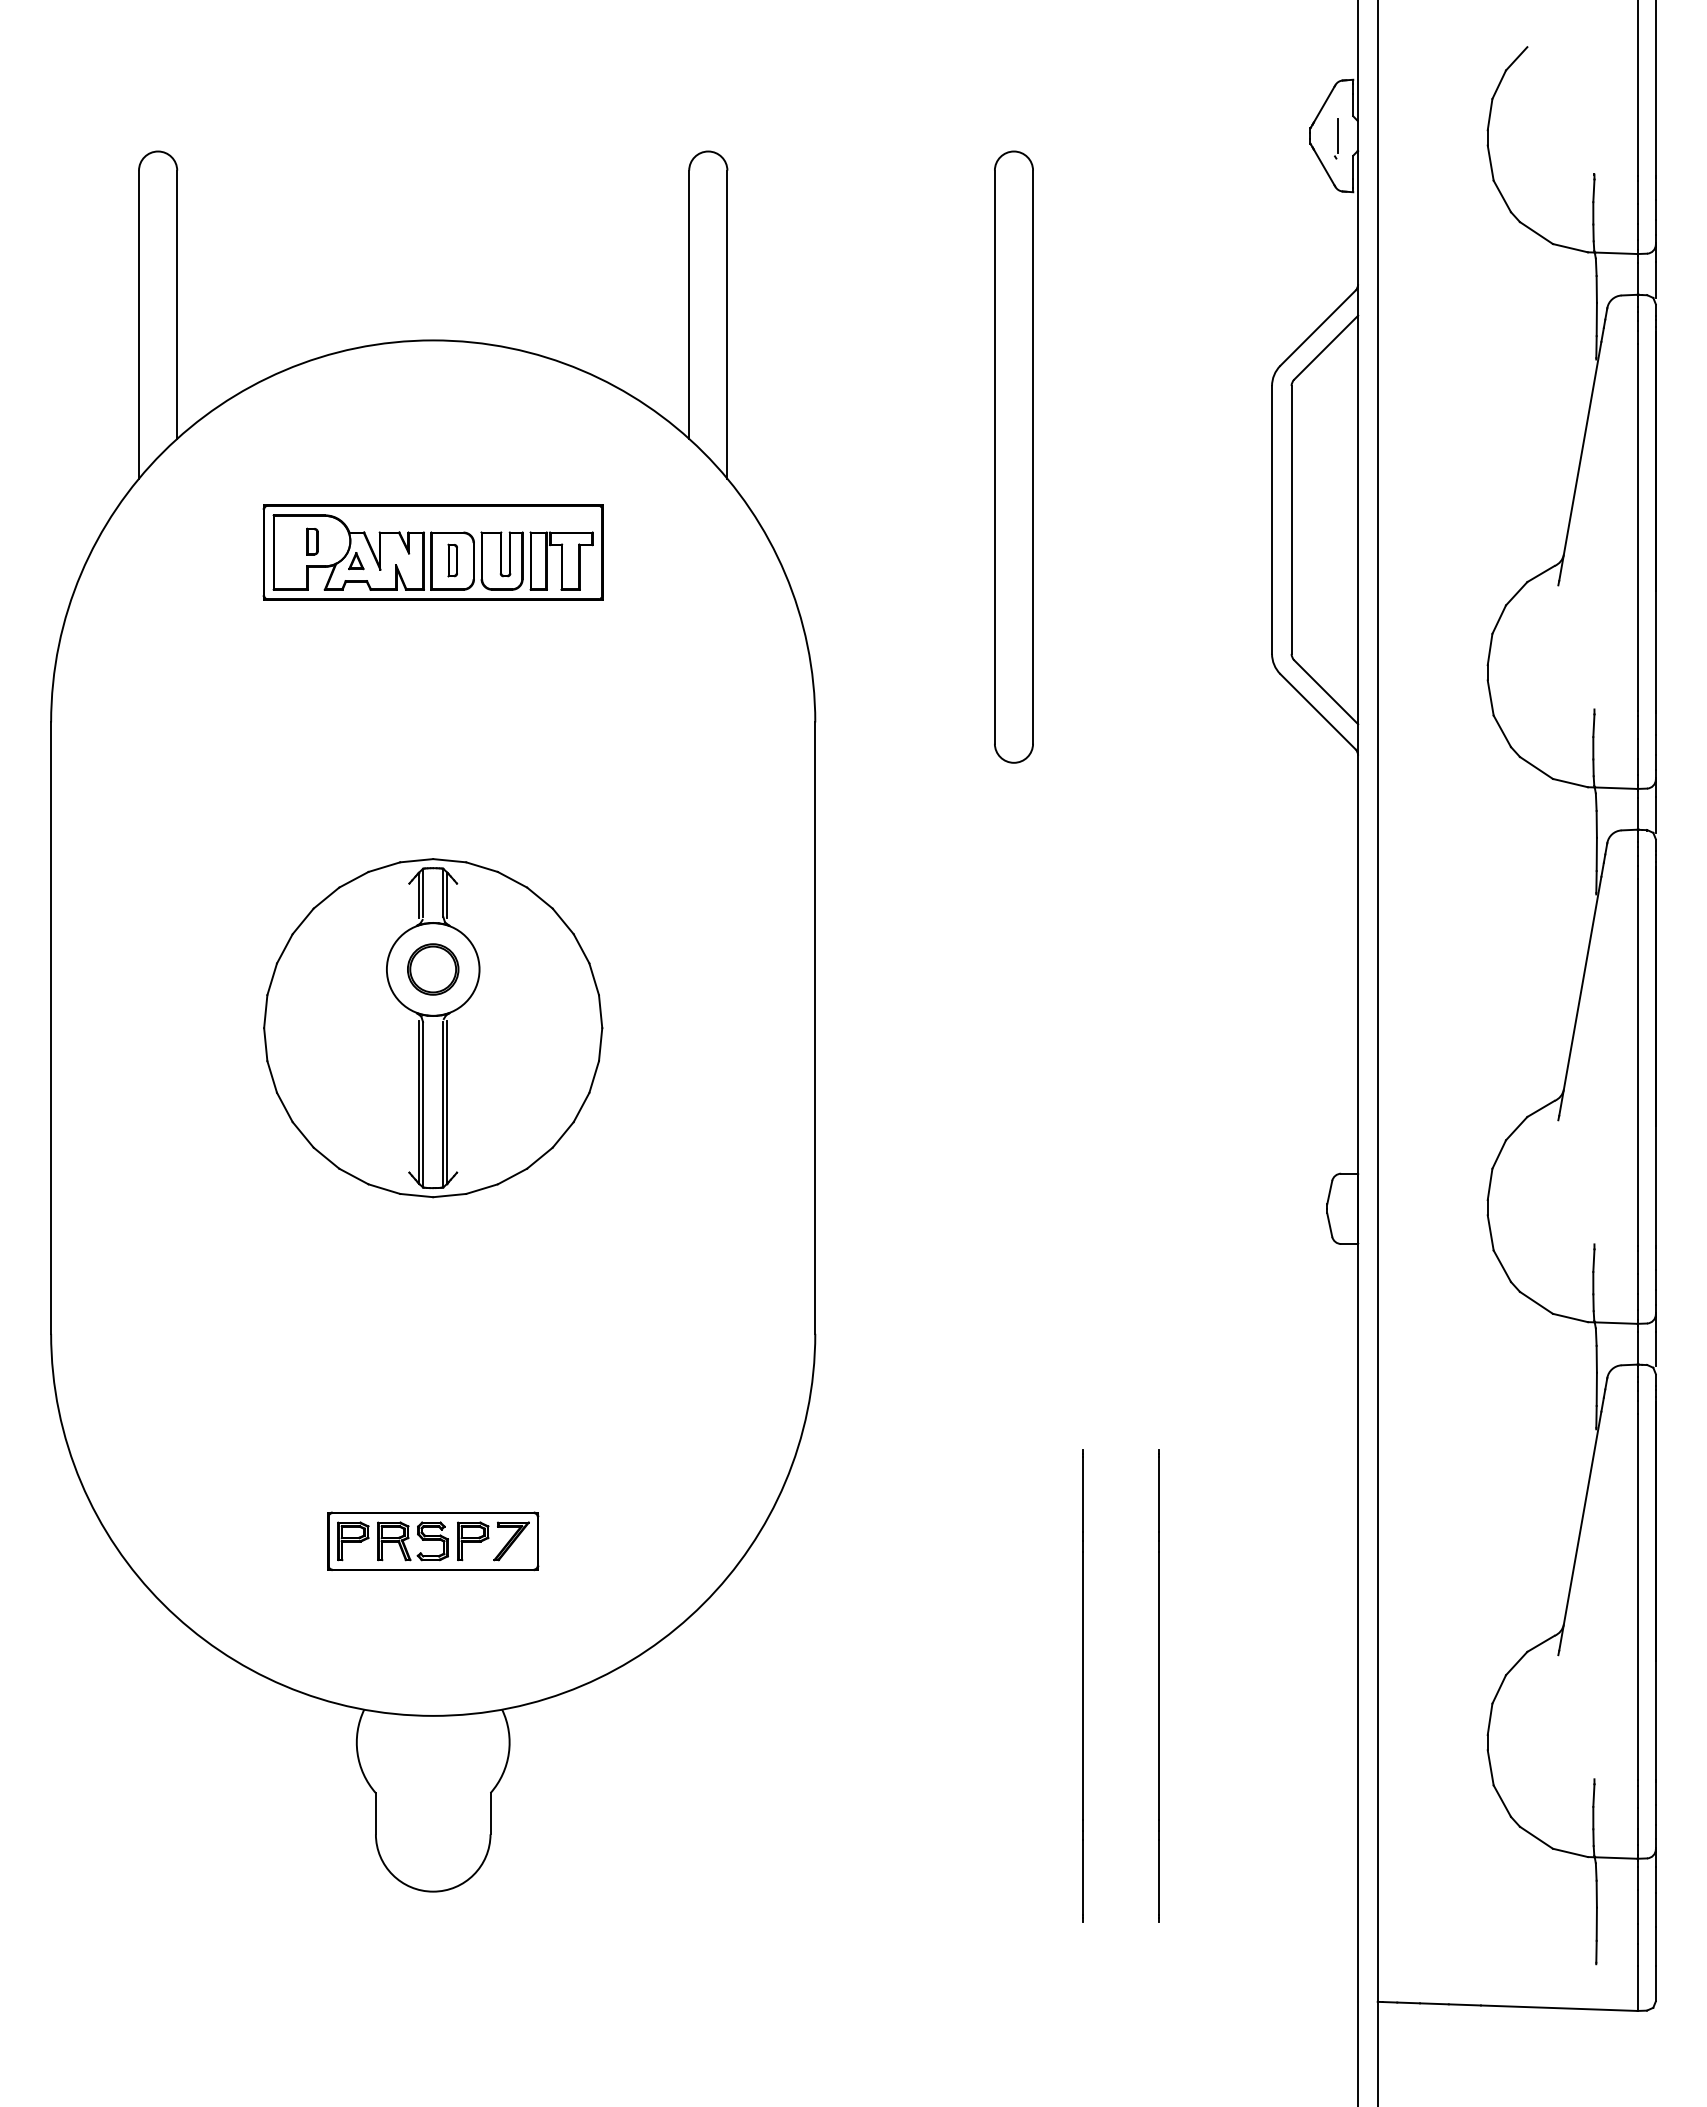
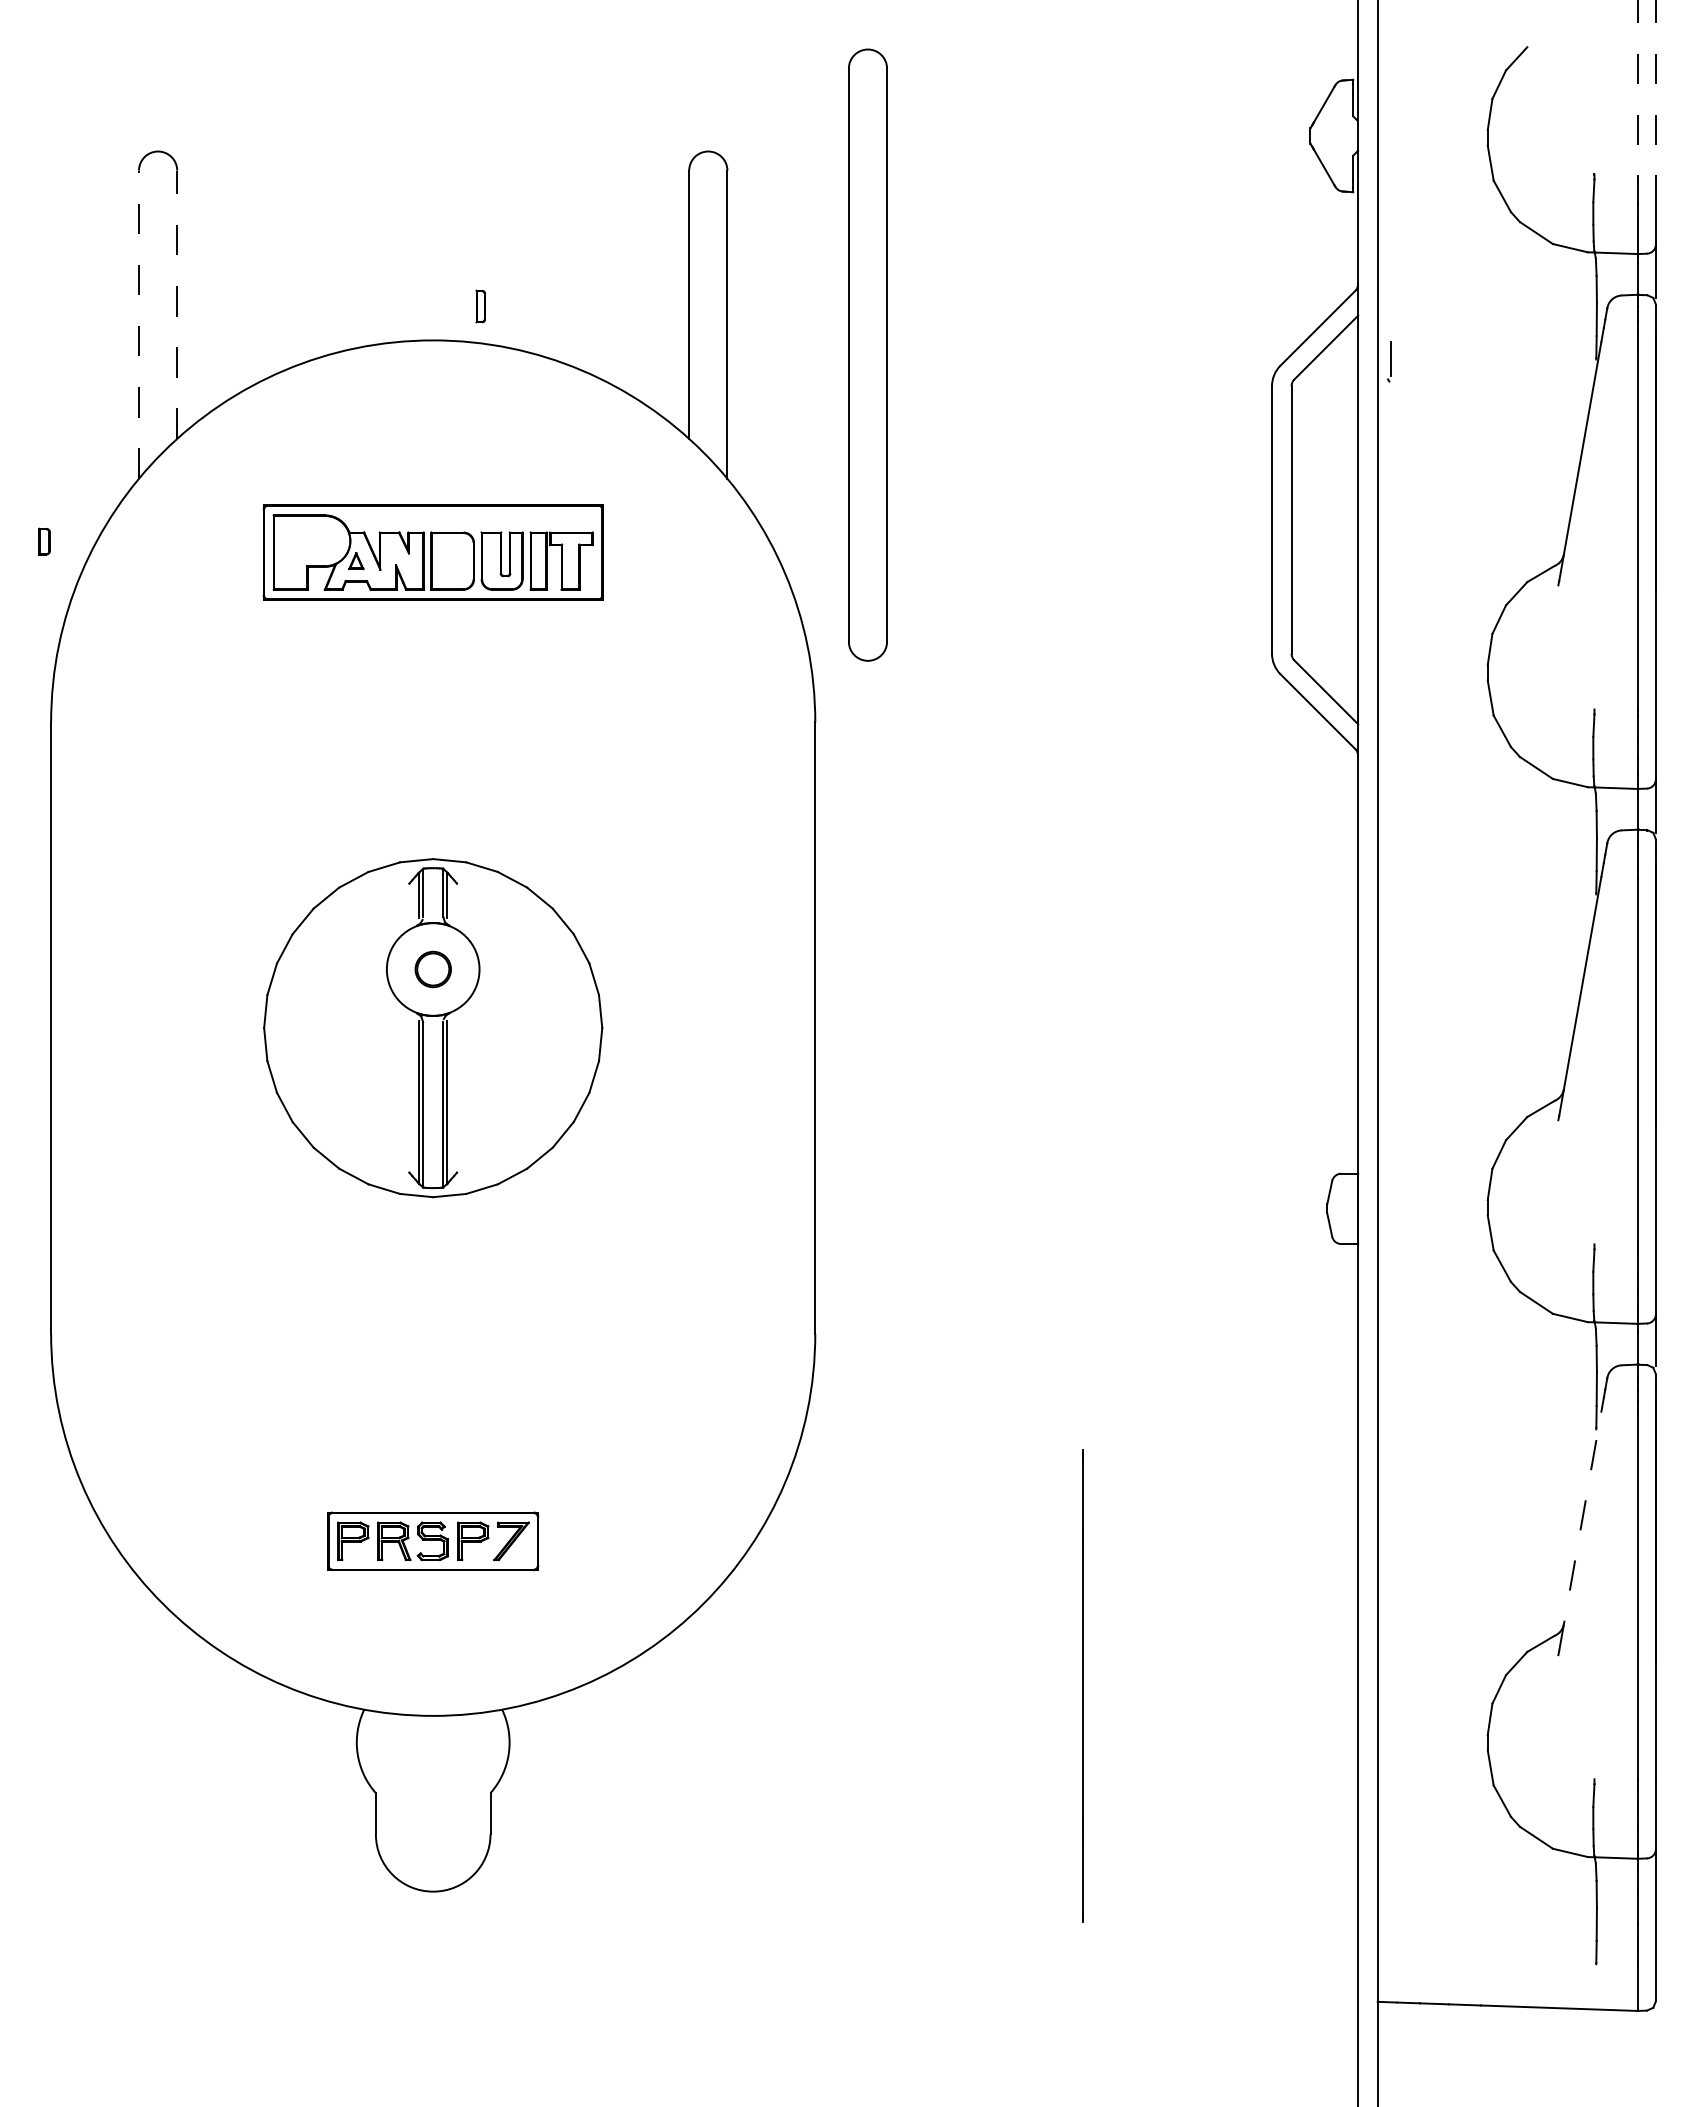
line: solid -> dashed (1637, 88)
line: solid -> dashed (1655, 88)
part position: (1336, 138) -> (1389, 361) (1389, 361)
line: solid -> dashed (177, 304)
line: solid -> dashed (139, 324)
part position: (1013, 456) -> (867, 354) (867, 354)
part position: (312, 541) -> (44, 541) (44, 541)
part position: (452, 560) -> (480, 306) (480, 306)
part size: 53x53 px -> 38x39 px (432, 969)
line: solid -> dashed (1580, 1530)
line: present -> none (1158, 1685)
